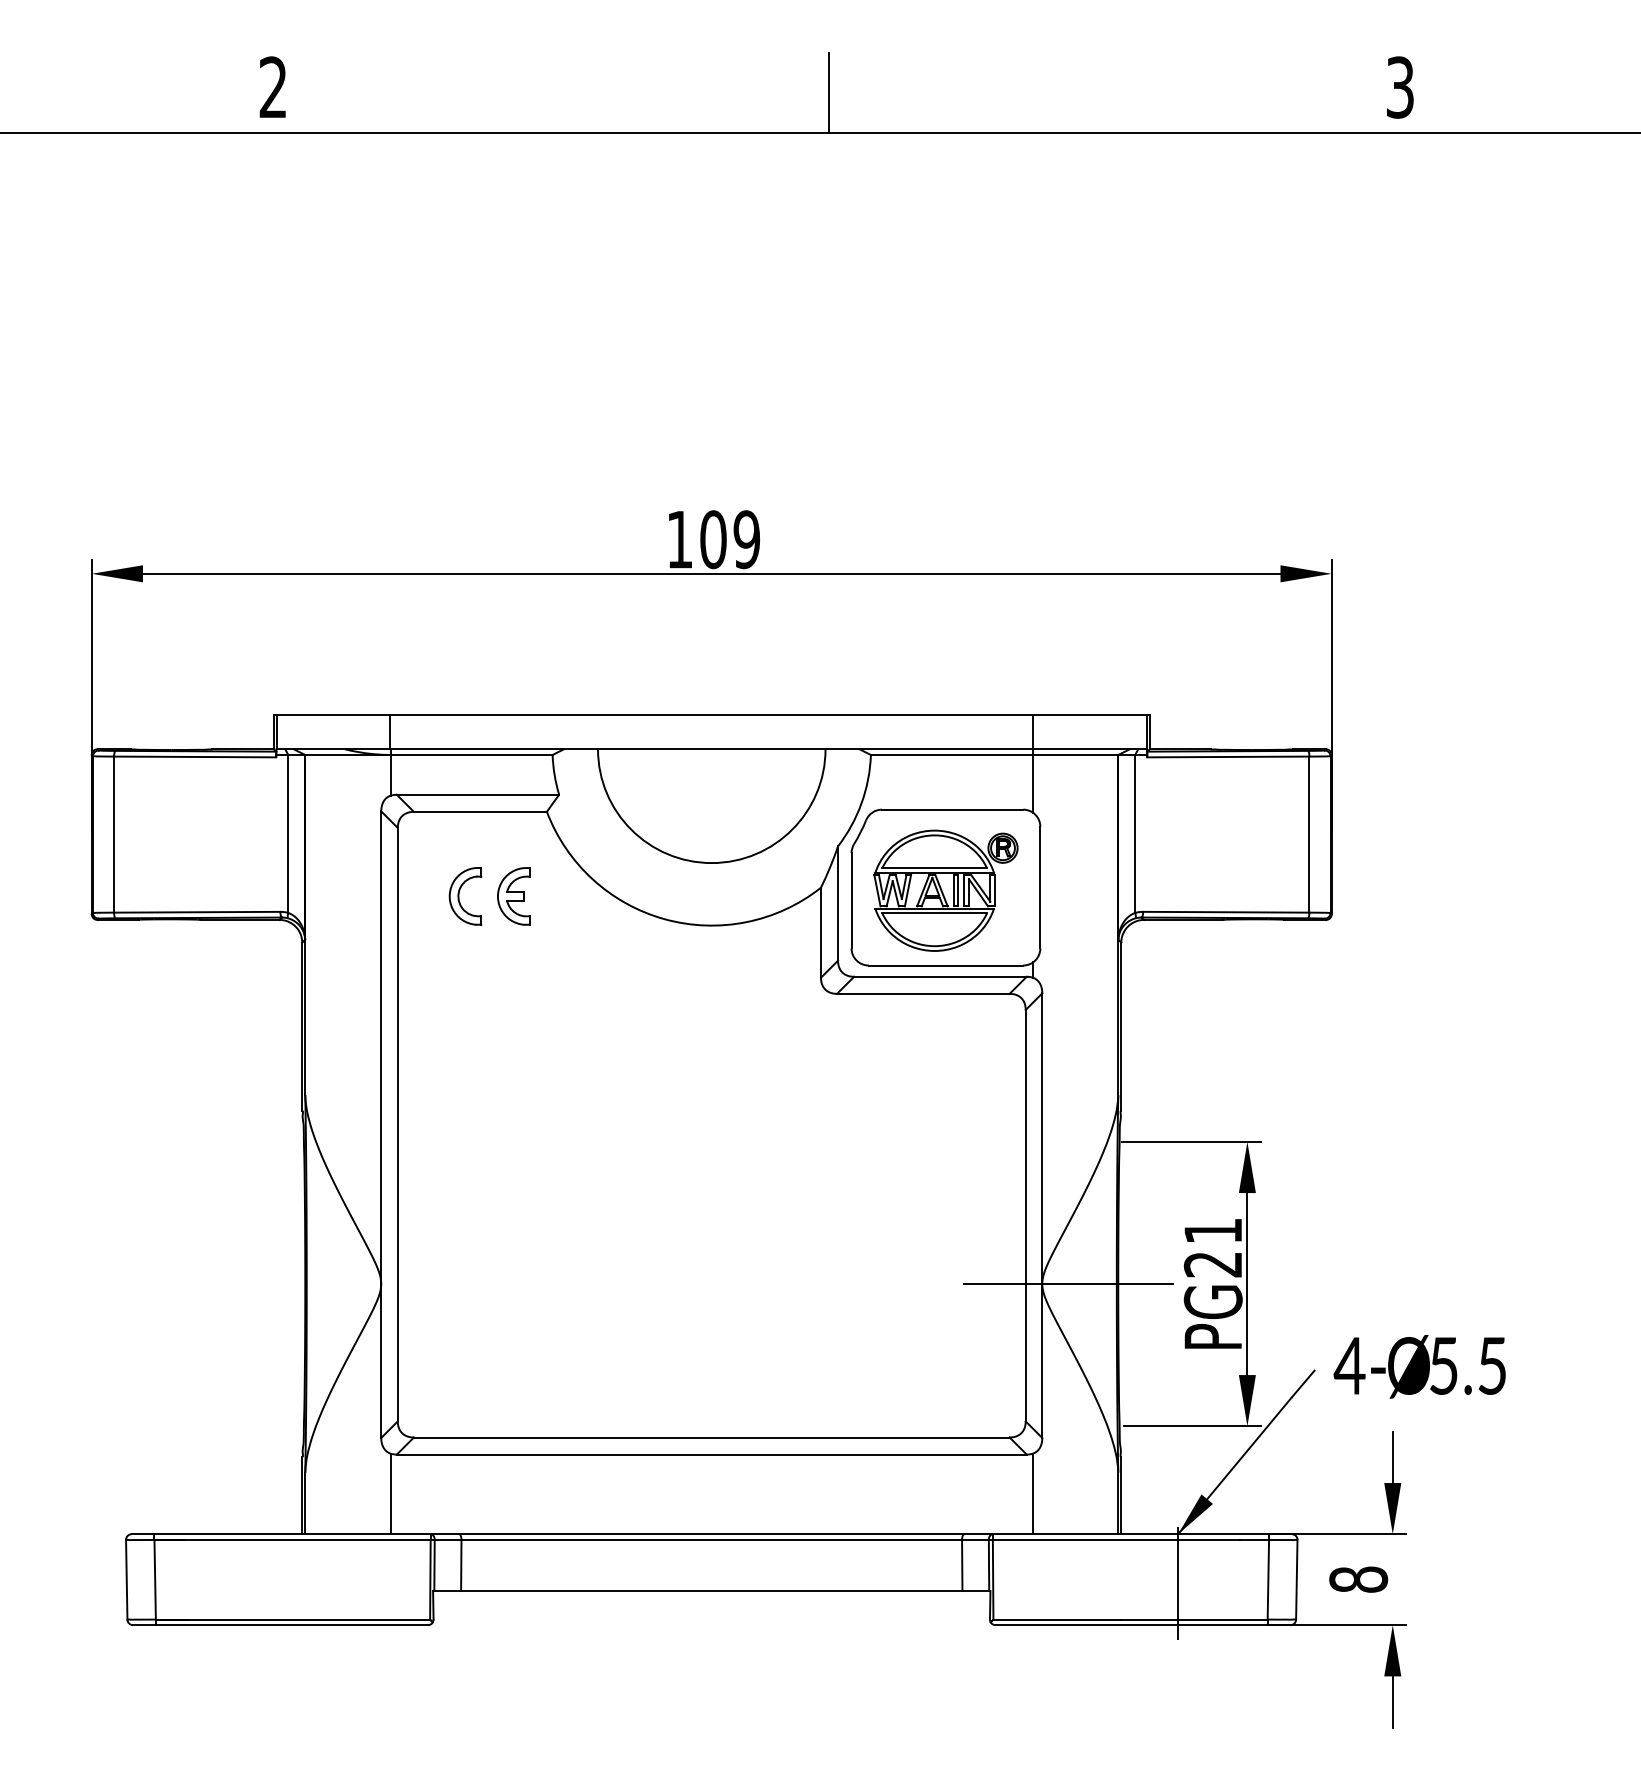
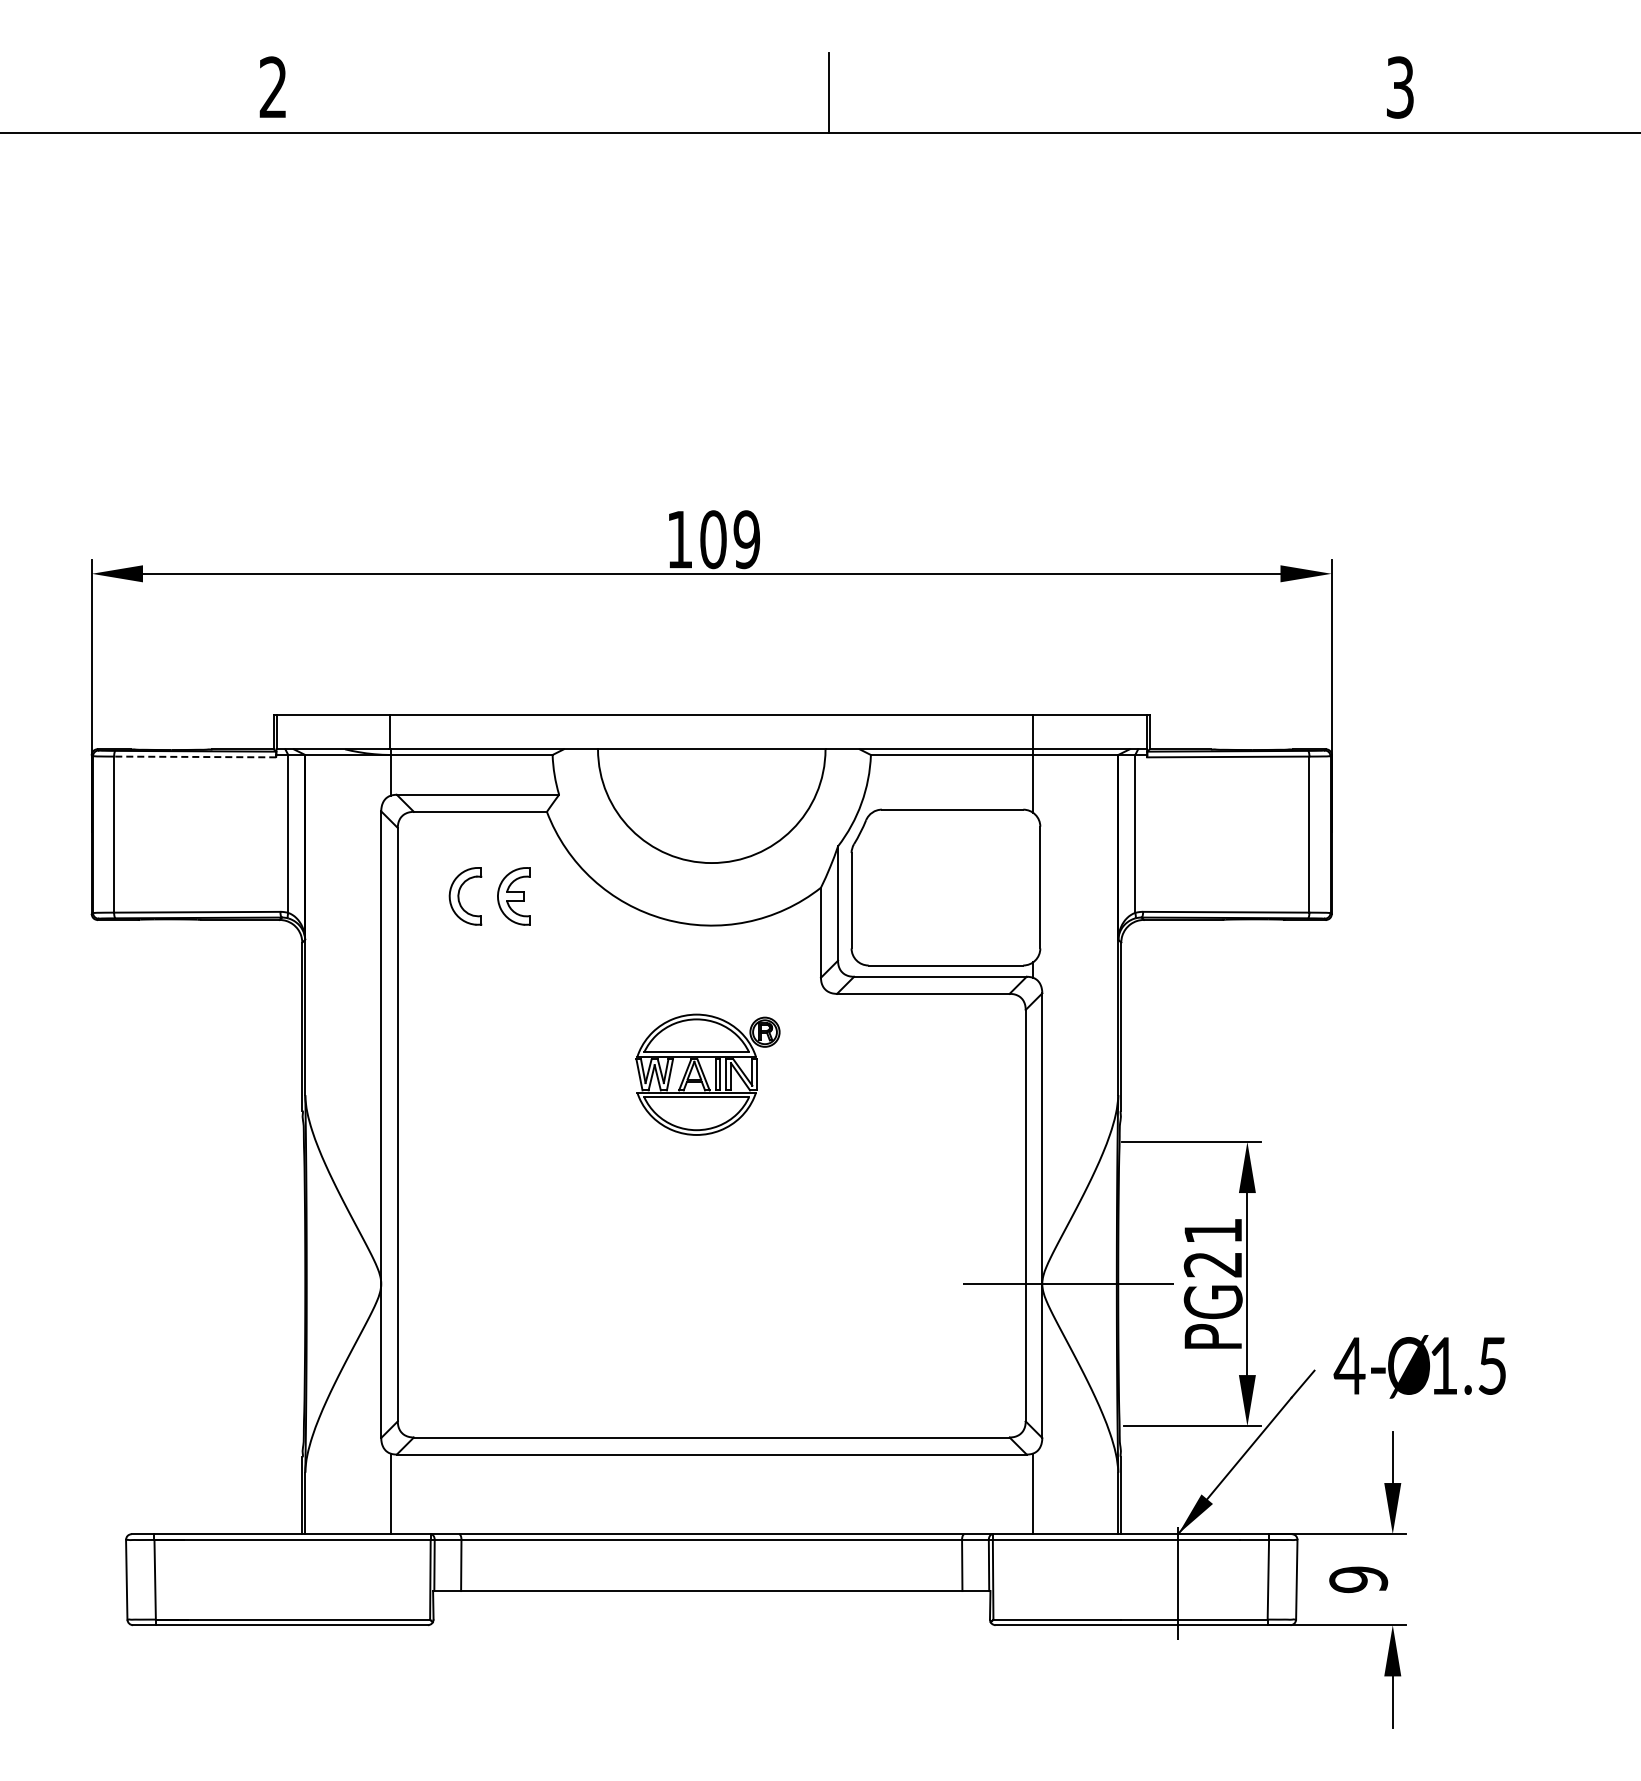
line: solid -> dashed (194, 756)
part position: (945, 890) -> (707, 1074) (707, 1074)
text: 5.5 -> 1.5 (1443, 1365)
text: 8 -> 9 (1358, 1579)
